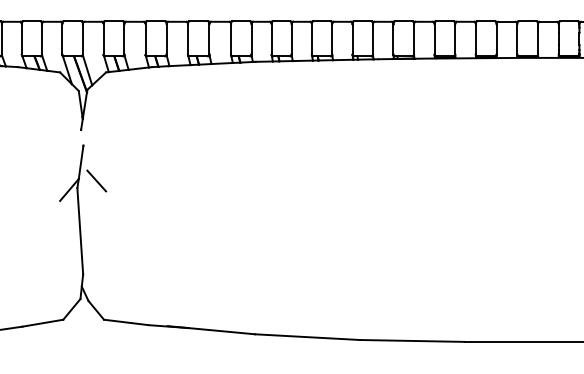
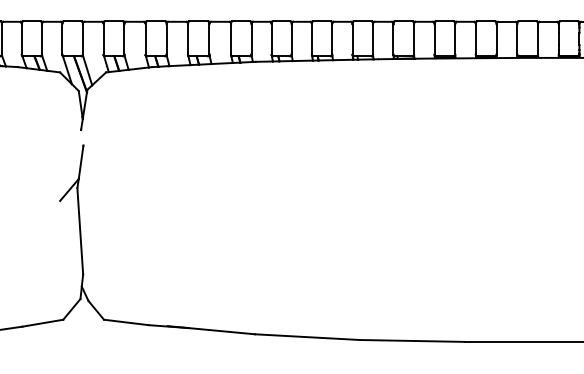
line: present -> none (96, 180)
